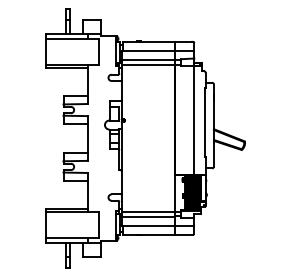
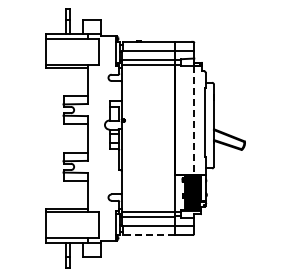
line: solid -> dashed (194, 121)
line: solid -> dashed (148, 235)
